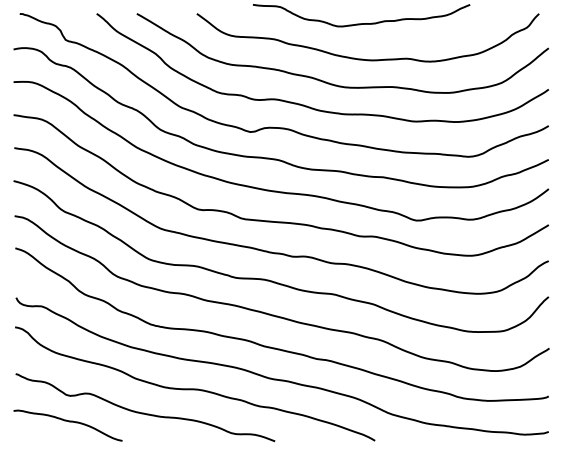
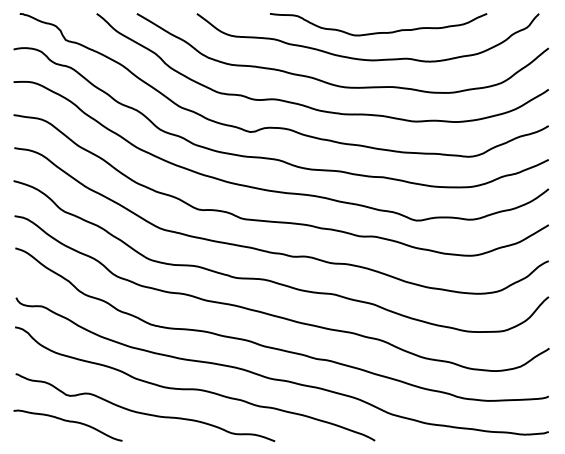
curve position: (361, 23) -> (378, 32) (378, 32)
